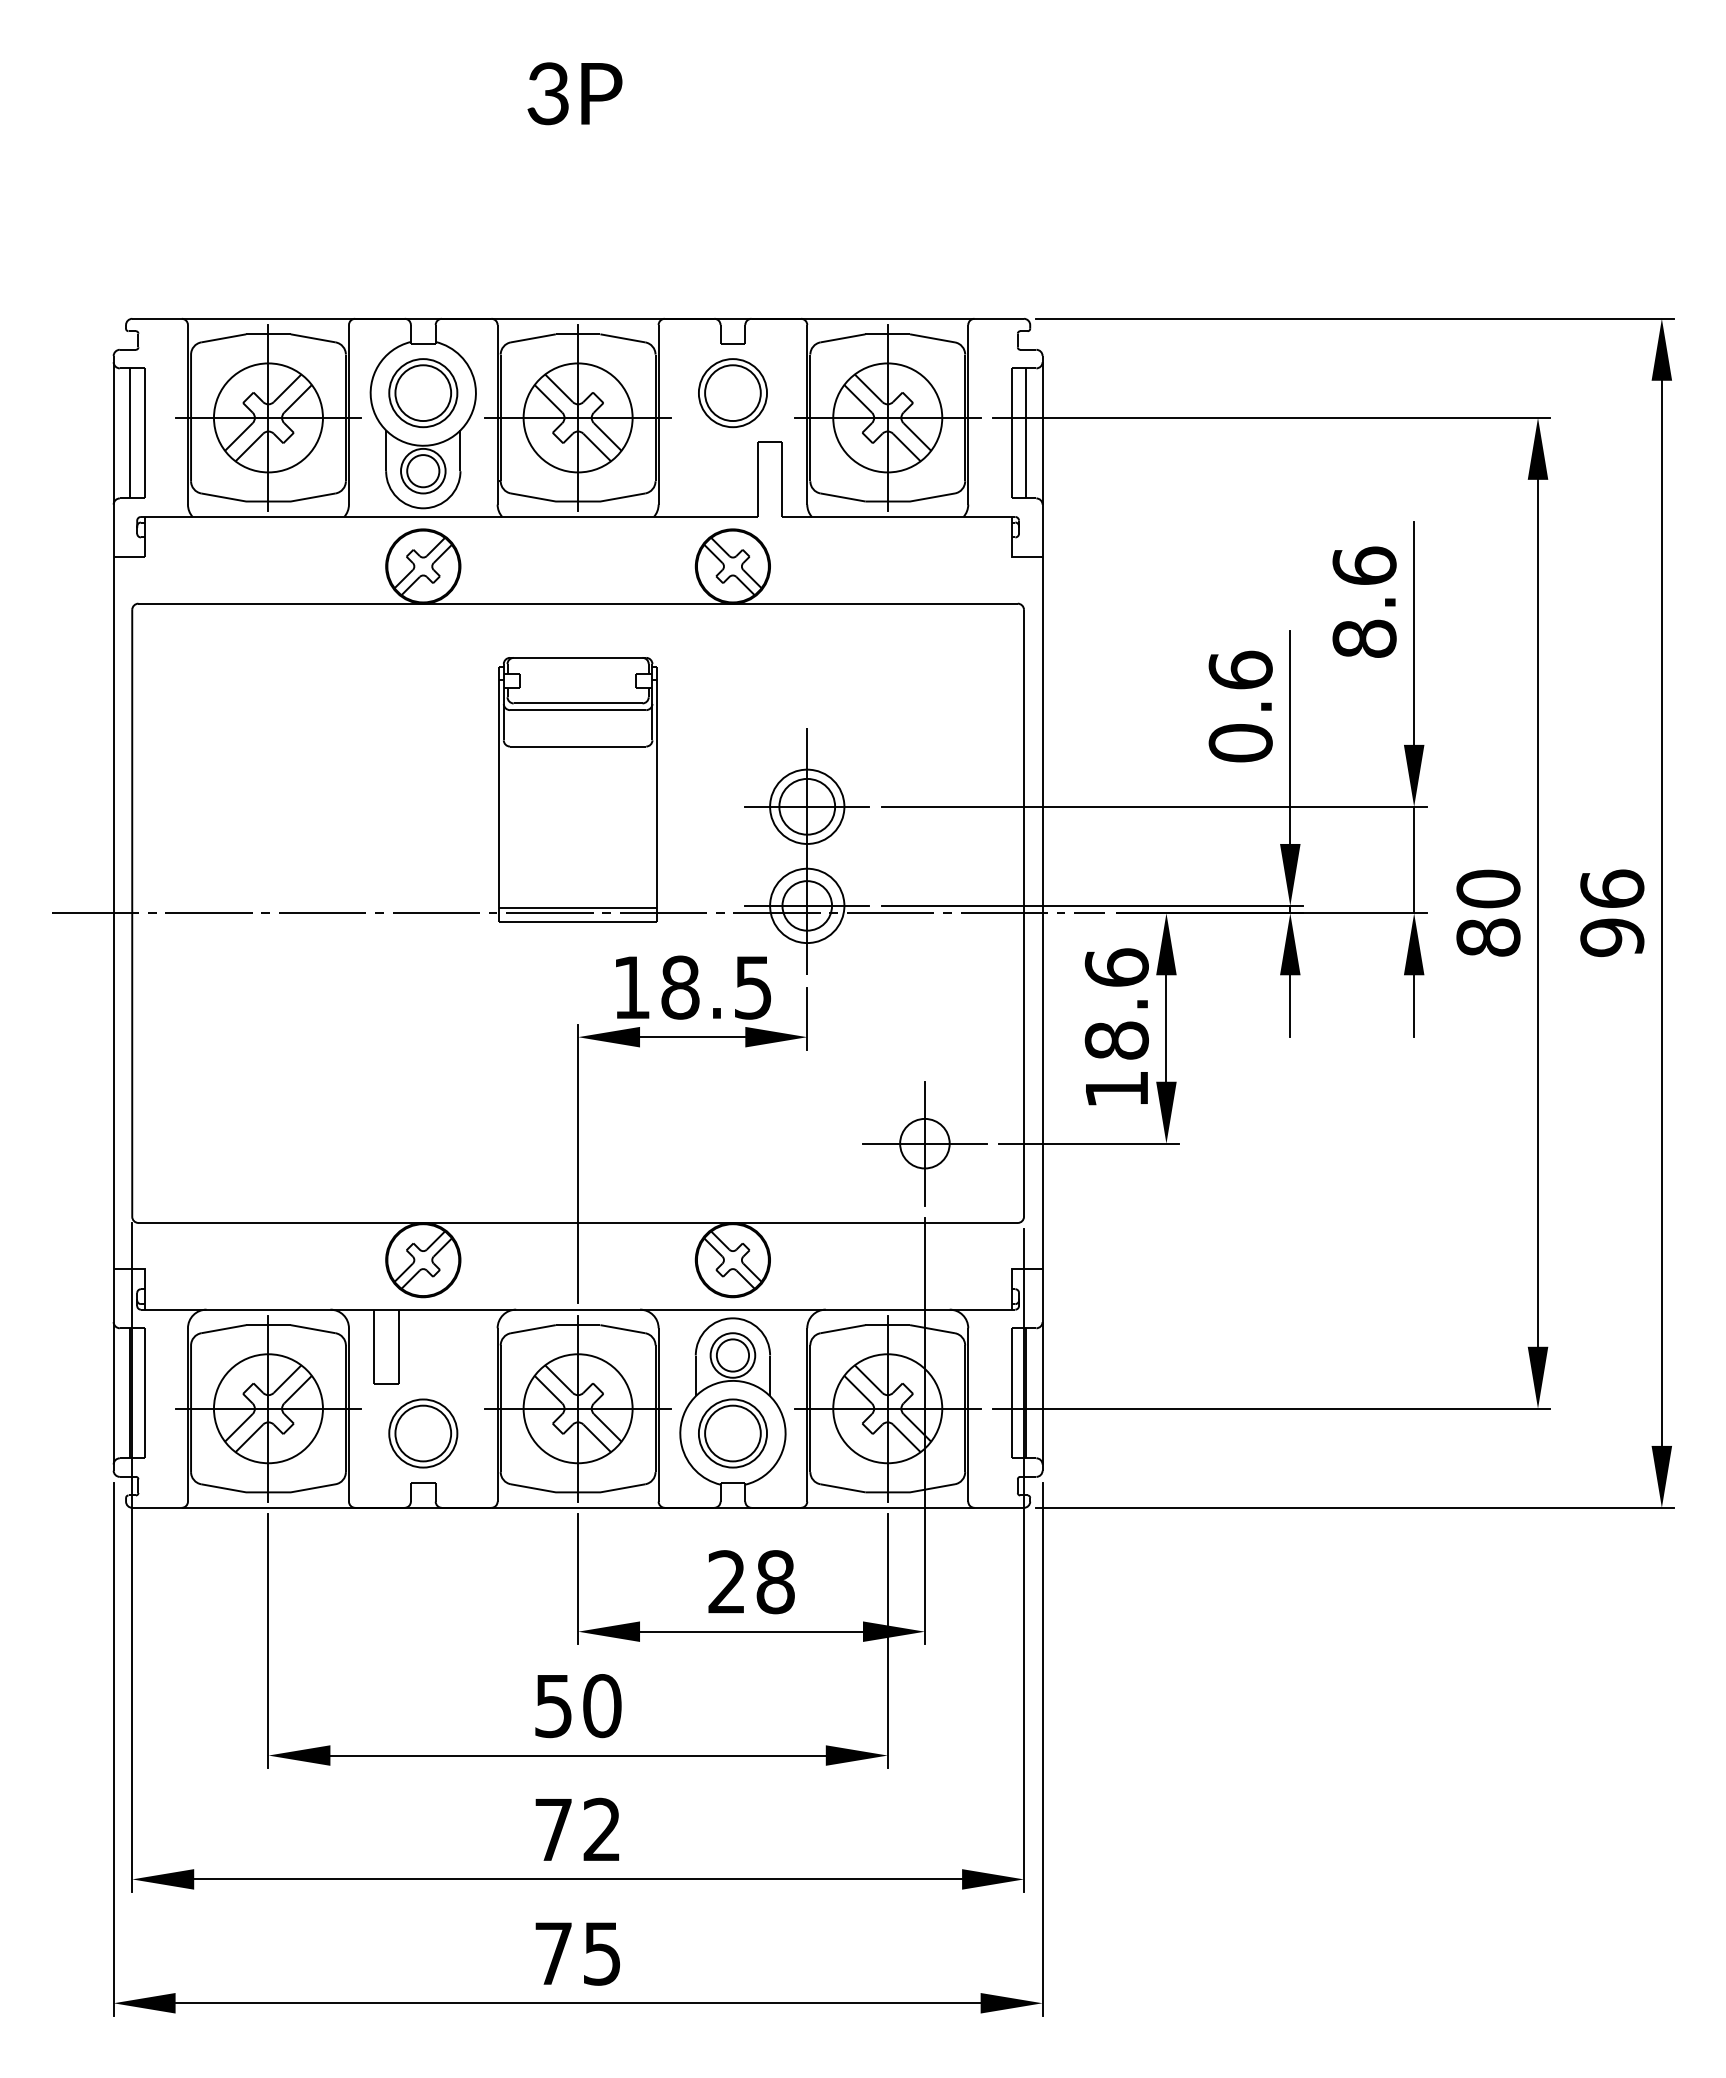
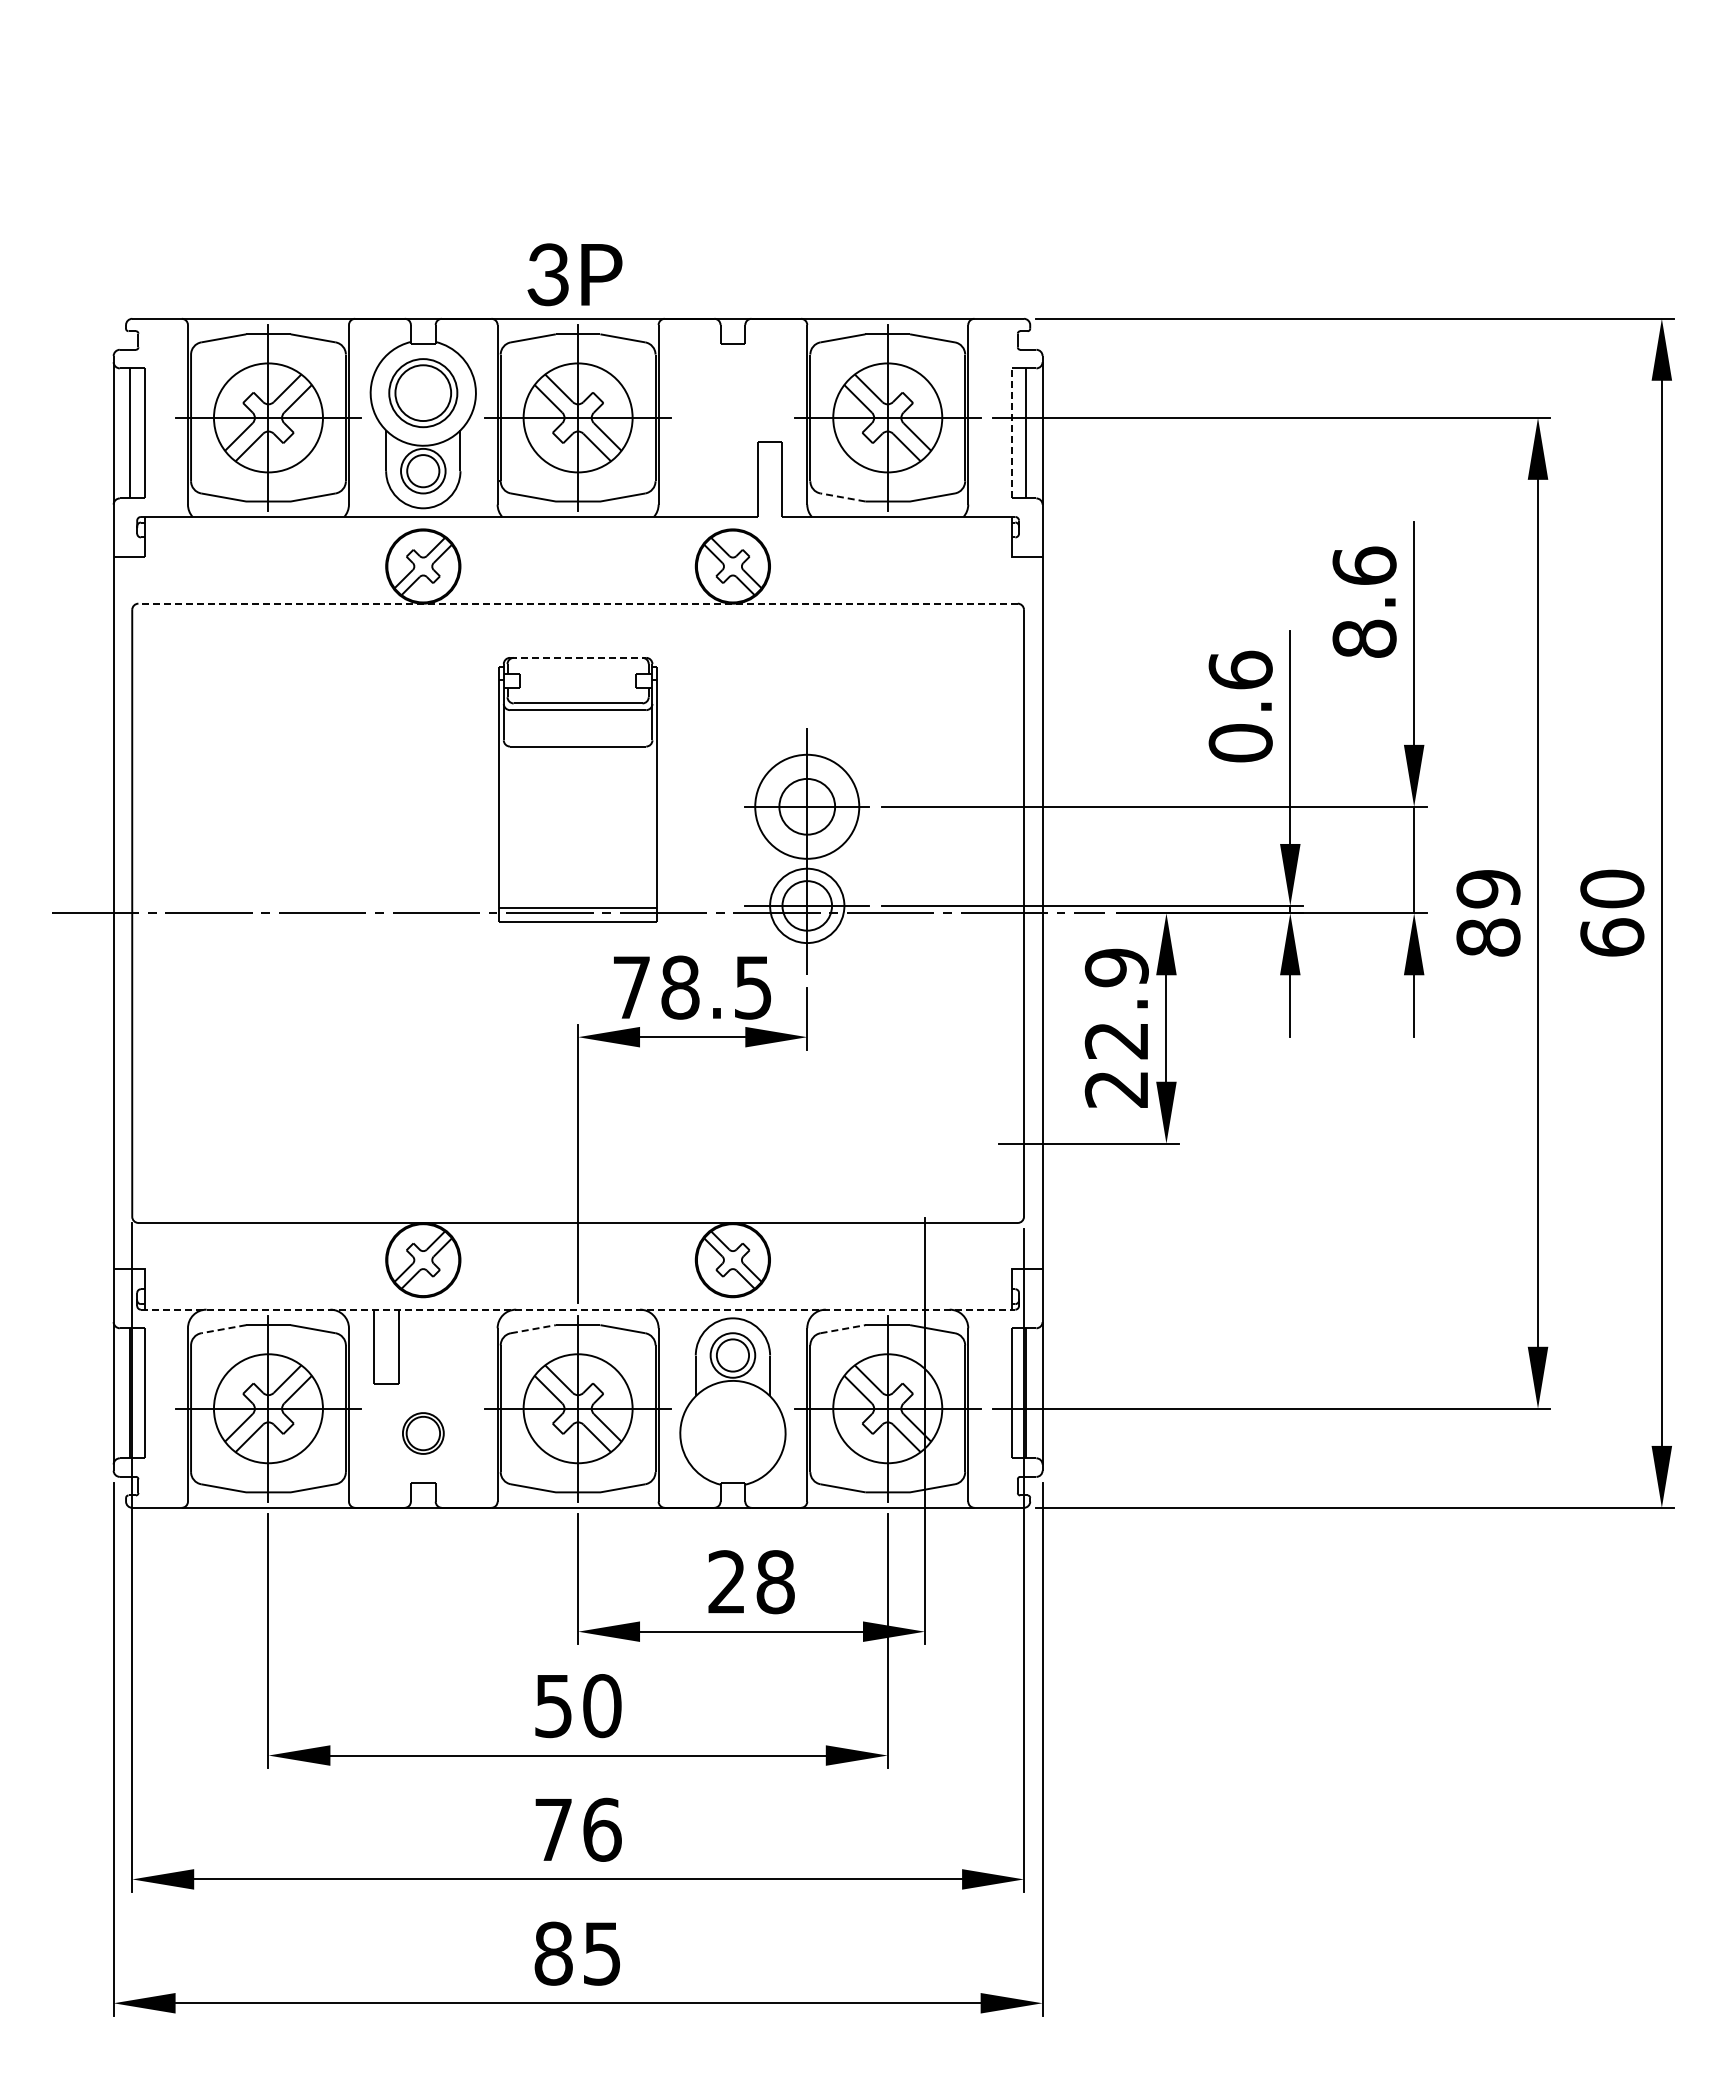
text position: (574, 93) -> (574, 274) (574, 274)
part: present -> none (732, 393)
line: solid -> dashed (1011, 432)
line: solid -> dashed (843, 497)
line: solid -> dashed (578, 603)
line: solid -> dashed (578, 657)
circle diameter: 74 px -> 104 px (807, 806)
text: 80 -> 89 (1488, 888)
text: 96 -> 60 (1612, 913)
text: 18.5 -> 78.5 (631, 987)
text: 18.6 -> 22.9 (1116, 1027)
part: present -> none (924, 1143)
line: solid -> dashed (578, 1309)
line: solid -> dashed (223, 1329)
line: solid -> dashed (533, 1329)
line: solid -> dashed (843, 1329)
part size: 71x71 px -> 43x43 px (423, 1433)
part: present -> none (732, 1433)
text: 72 -> 76 (602, 1829)
text: 75 -> 85 (553, 1953)
